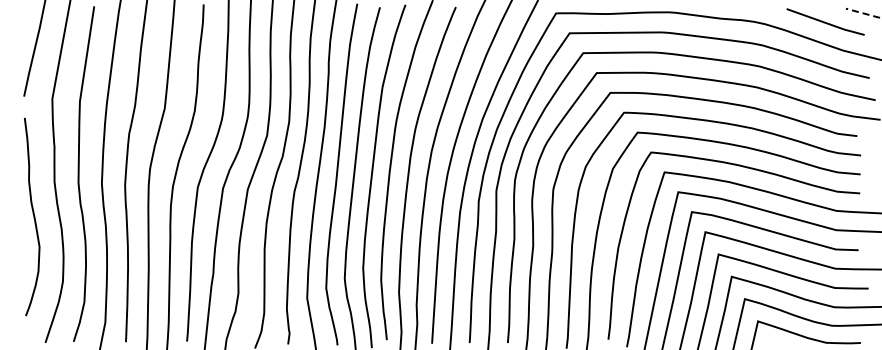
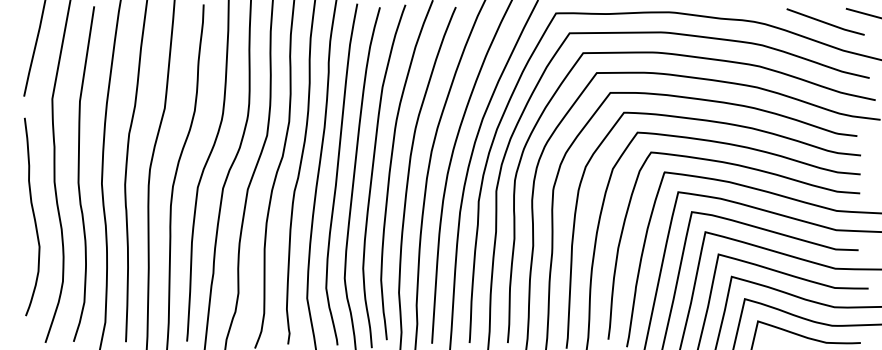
line: dashed -> solid (863, 13)
